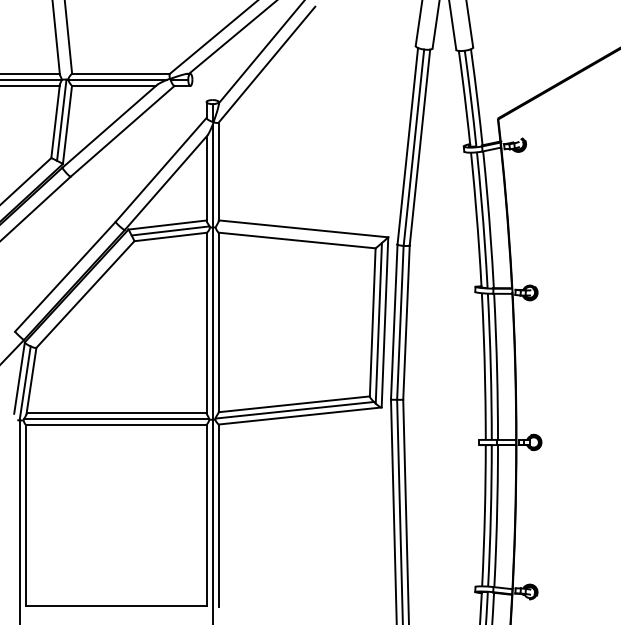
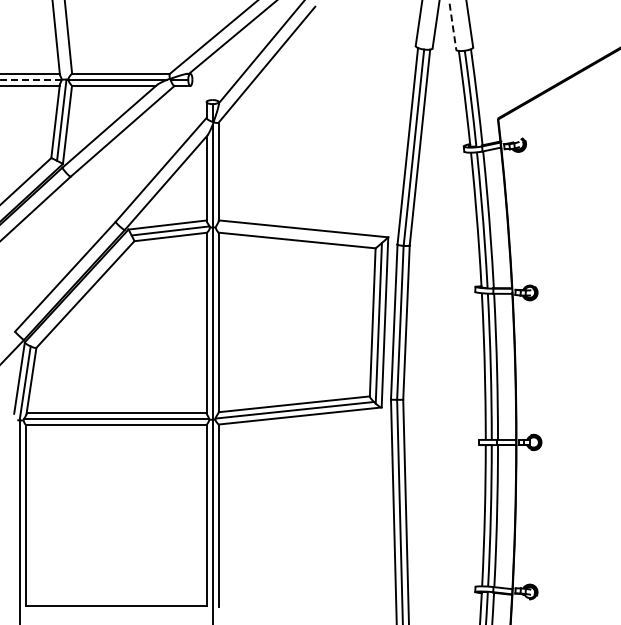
line: solid -> dashed (452, 25)
line: solid -> dashed (30, 79)
